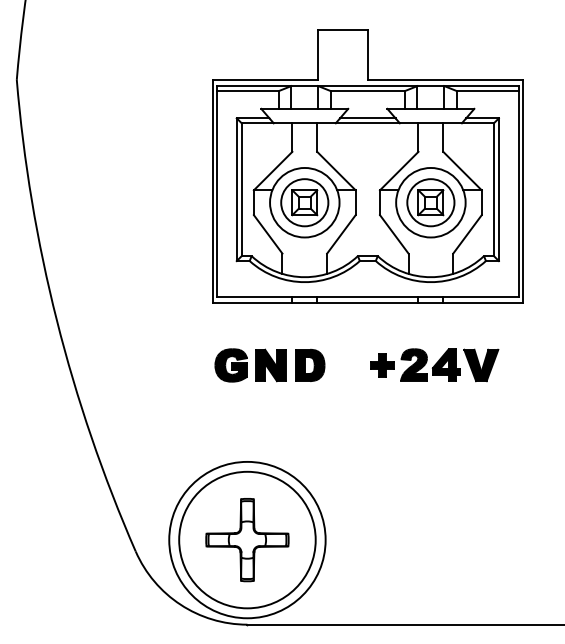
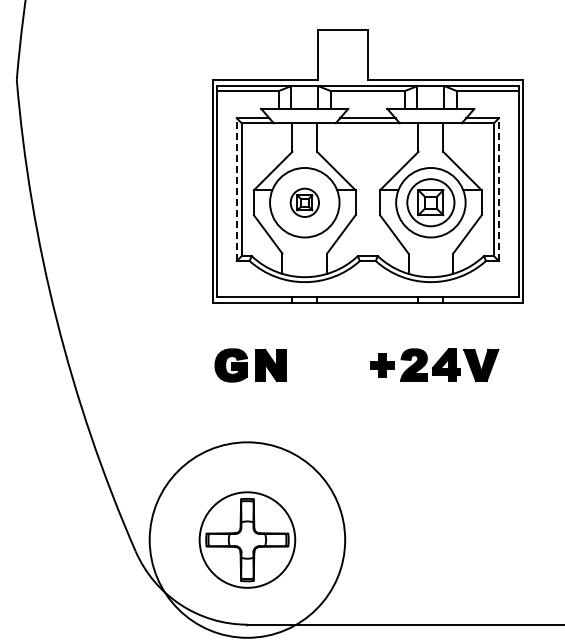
line: solid -> dashed (236, 189)
line: solid -> dashed (498, 189)
part size: 50x50 px -> 31x31 px (304, 202)
part: present -> none (310, 364)
circle diameter: 137 px -> 96 px (247, 539)
circle diameter: 156 px -> 195 px (247, 539)
